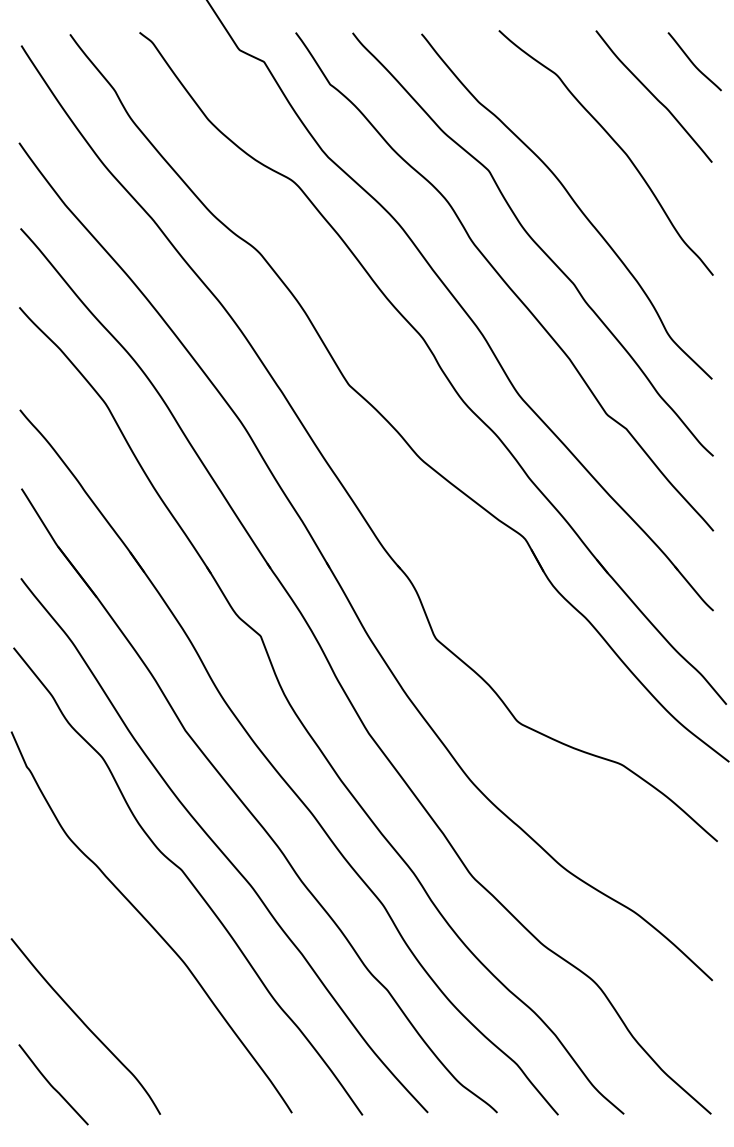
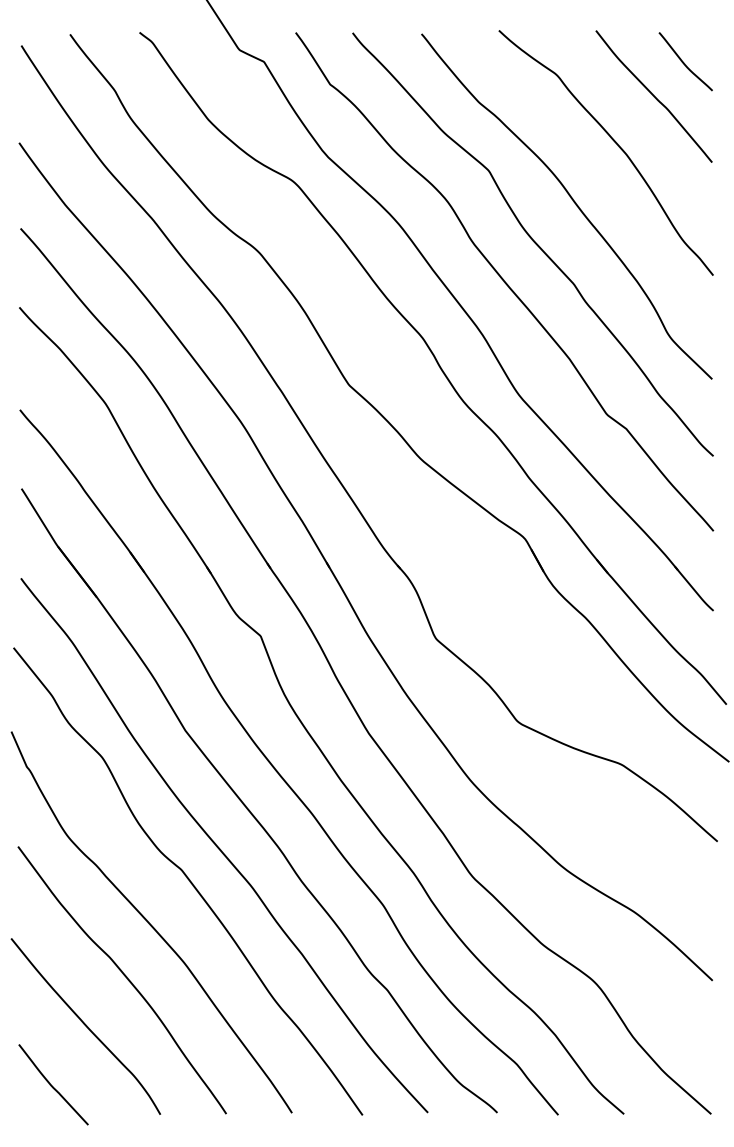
curve position: (693, 62) -> (684, 62) (684, 62)
curve: none -> present (124, 976)
